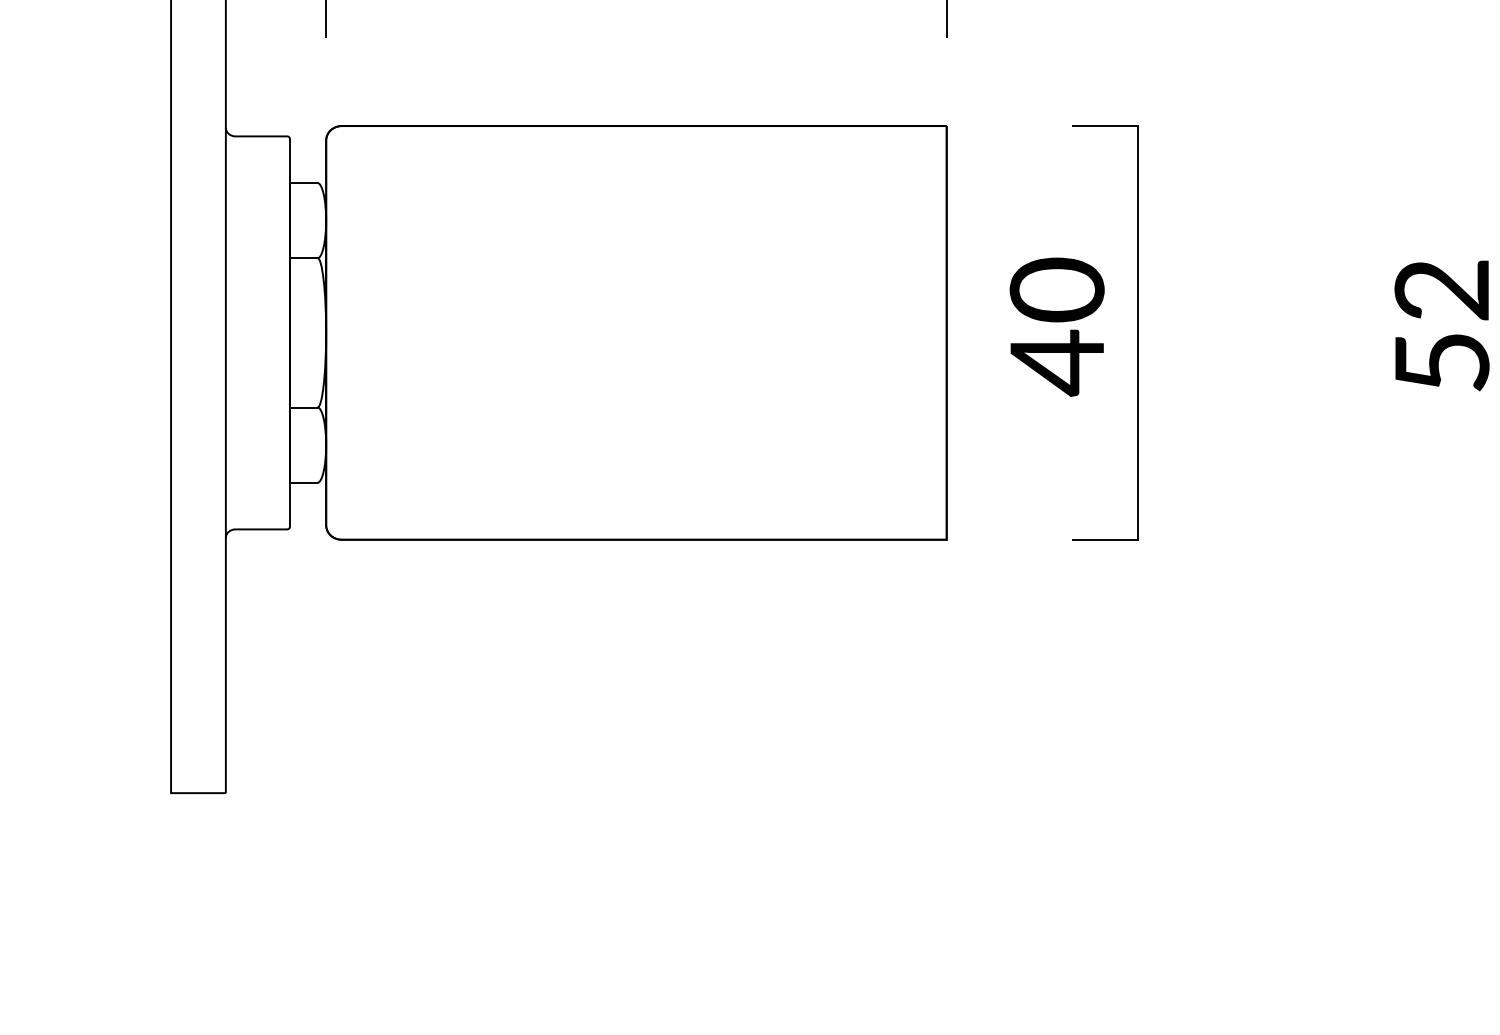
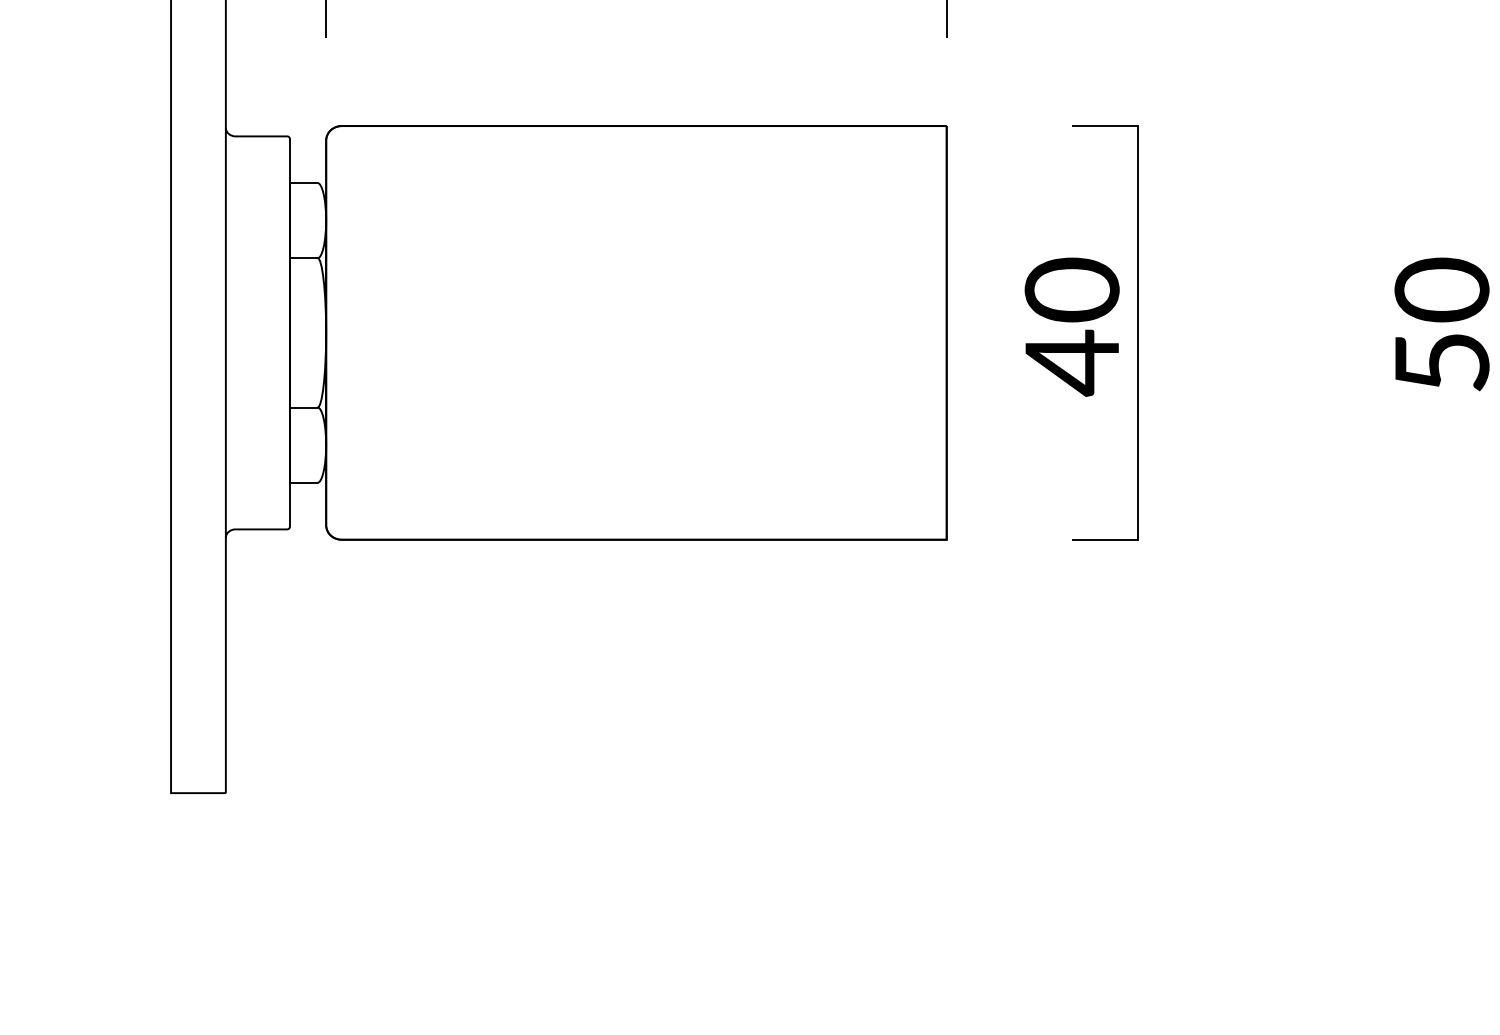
text: 52 -> 50 (1441, 289)
text position: (1056, 326) -> (1071, 326) (1071, 326)
